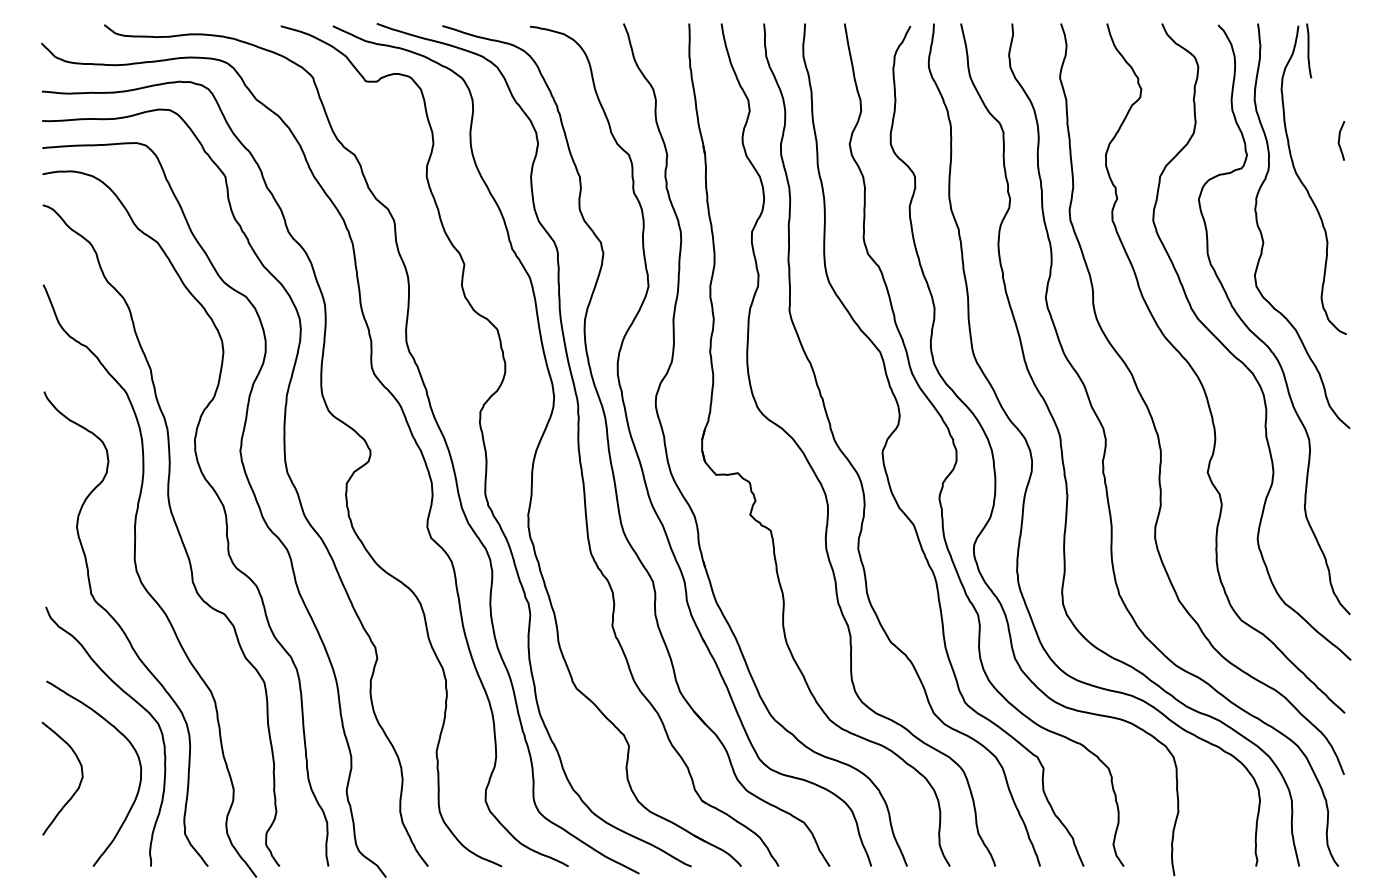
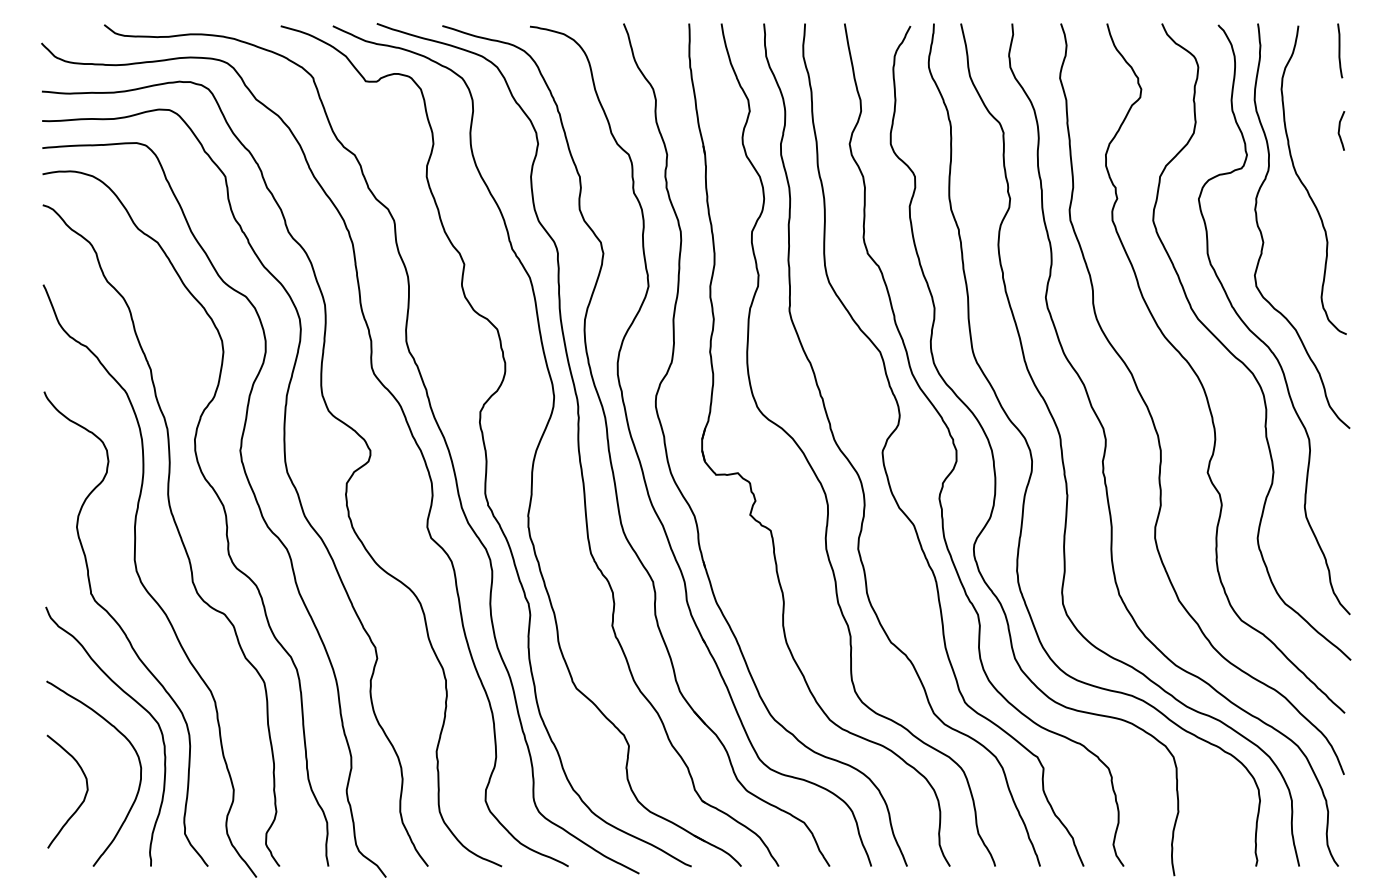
curve position: (1309, 50) -> (1340, 50) (1340, 50)
curve position: (1339, 140) -> (1339, 130) (1339, 130)
curve position: (79, 782) -> (84, 795) (84, 795)
